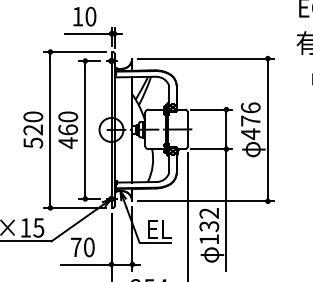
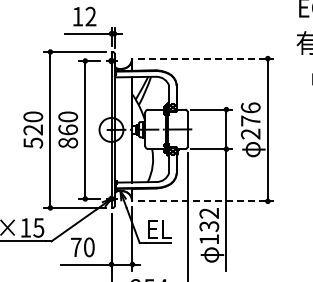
text: 10 -> 12 (90, 16)
line: solid -> dashed (206, 58)
text: 476 -> 276 (250, 134)
text: 460 -> 860 (68, 143)
line: solid -> dashed (206, 201)
